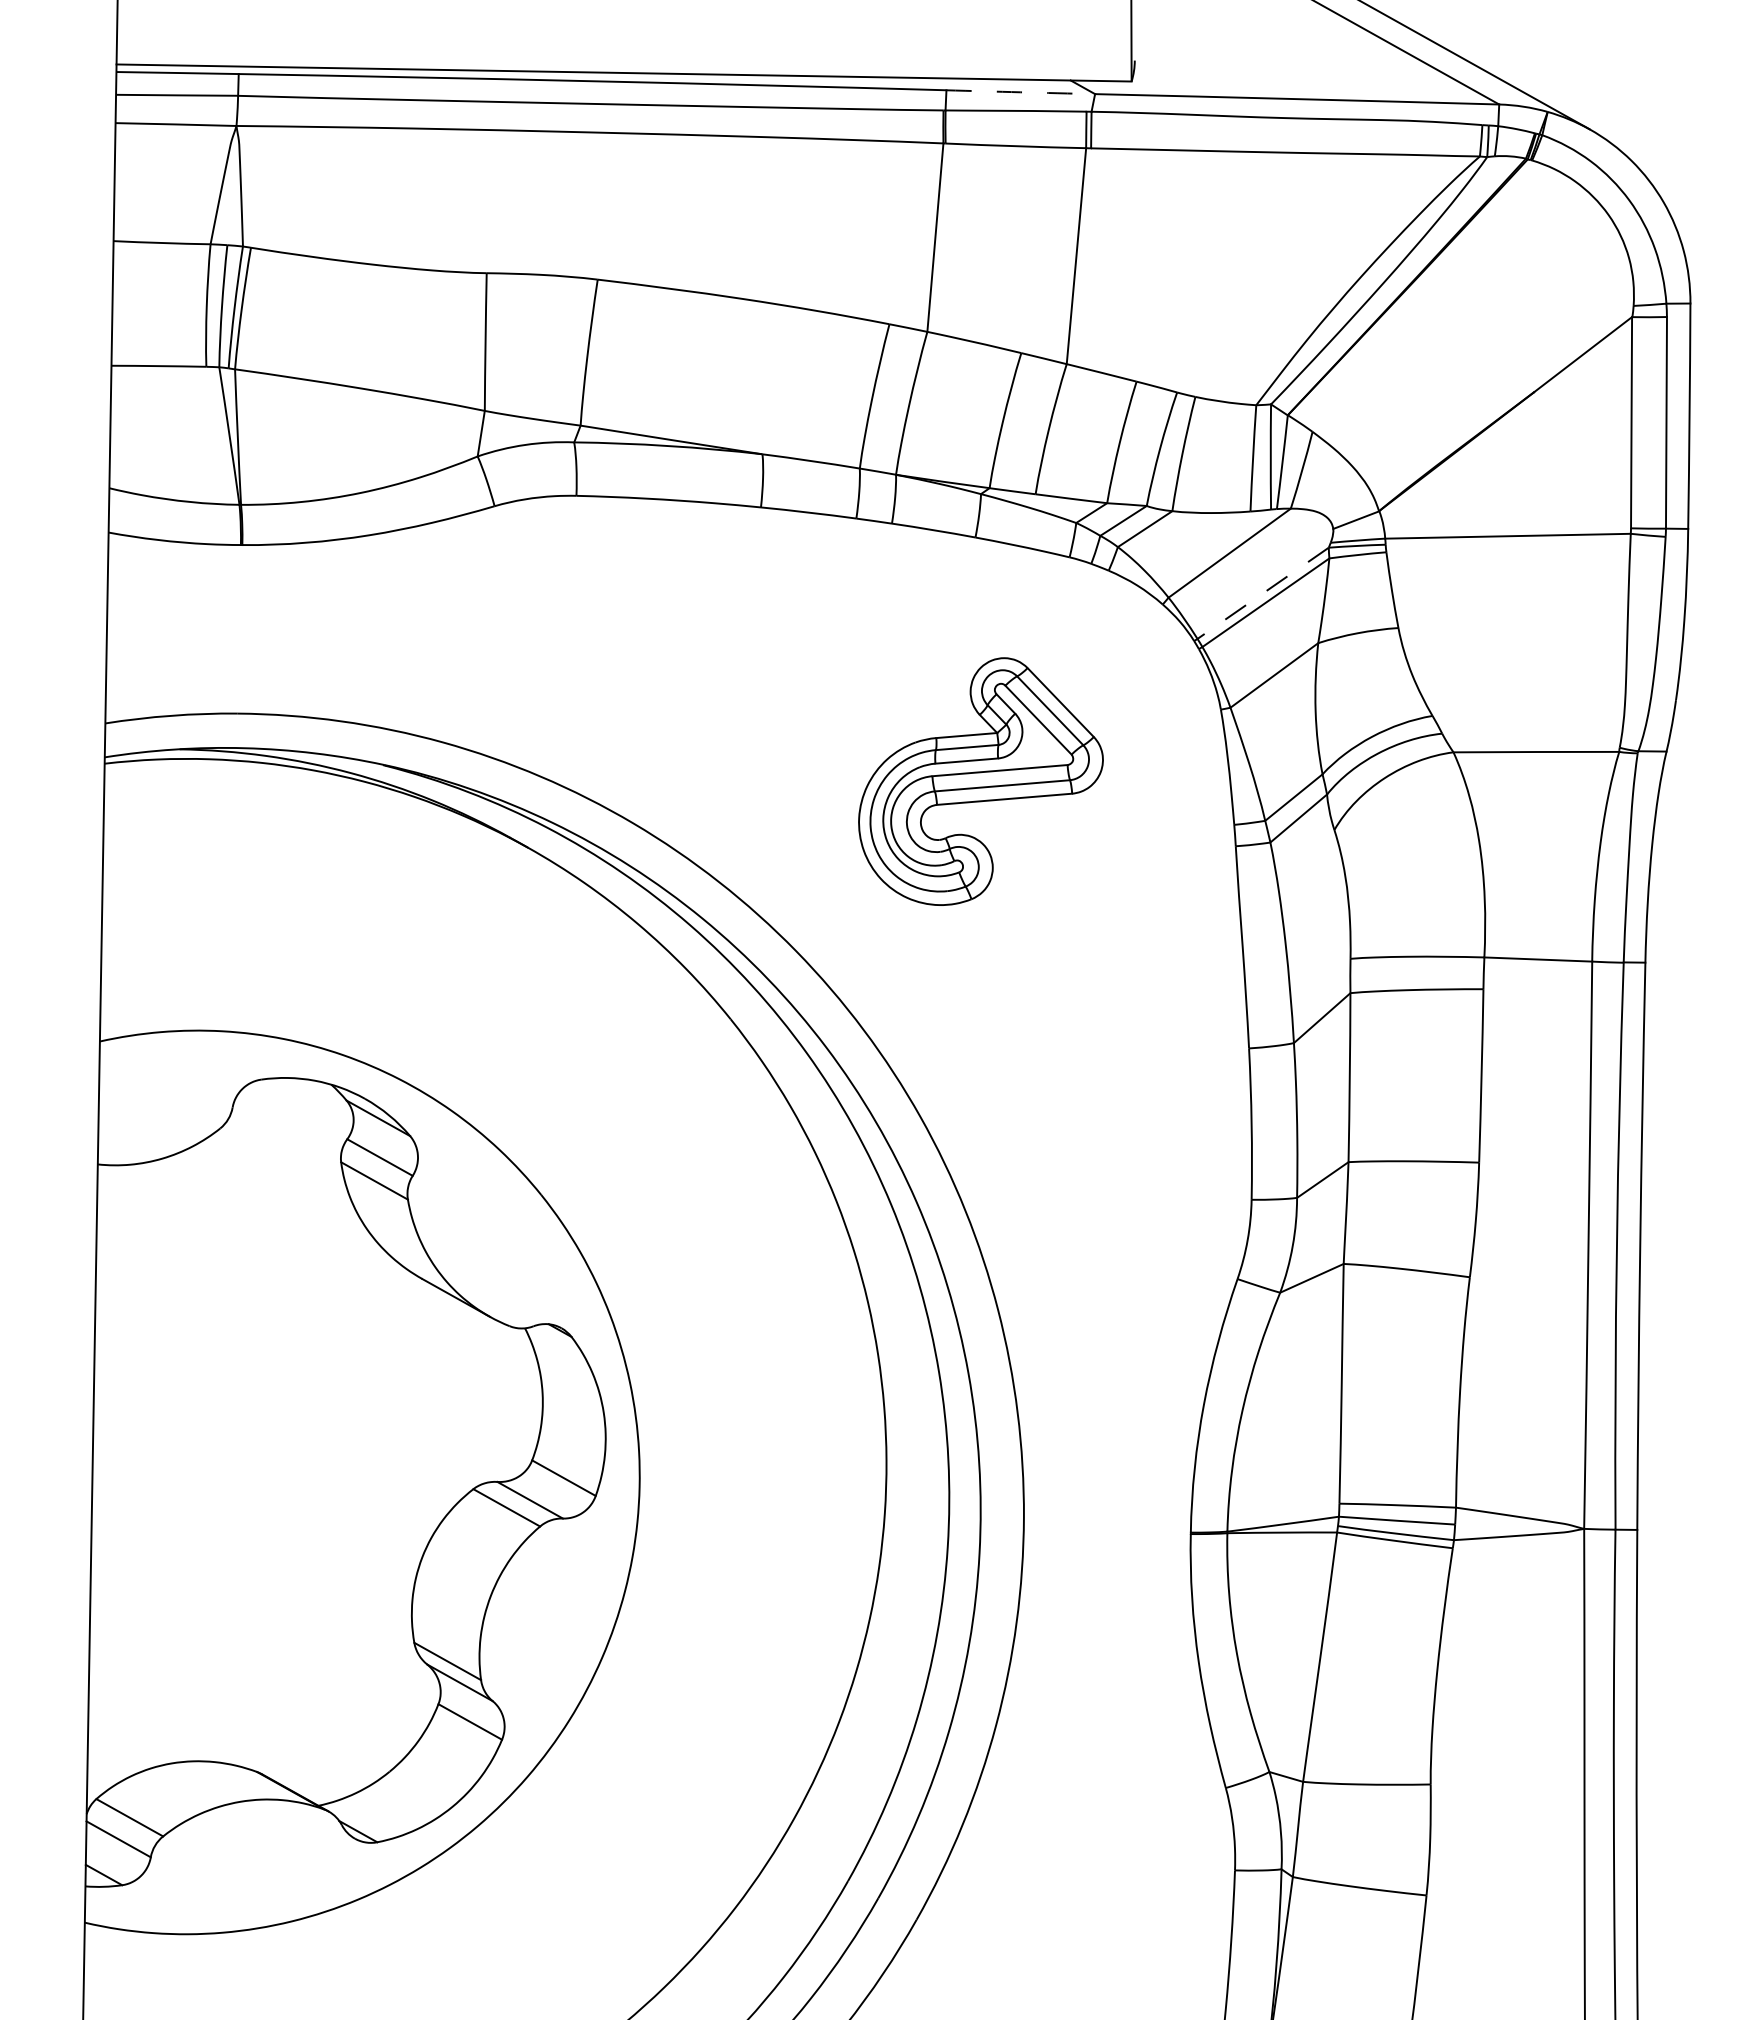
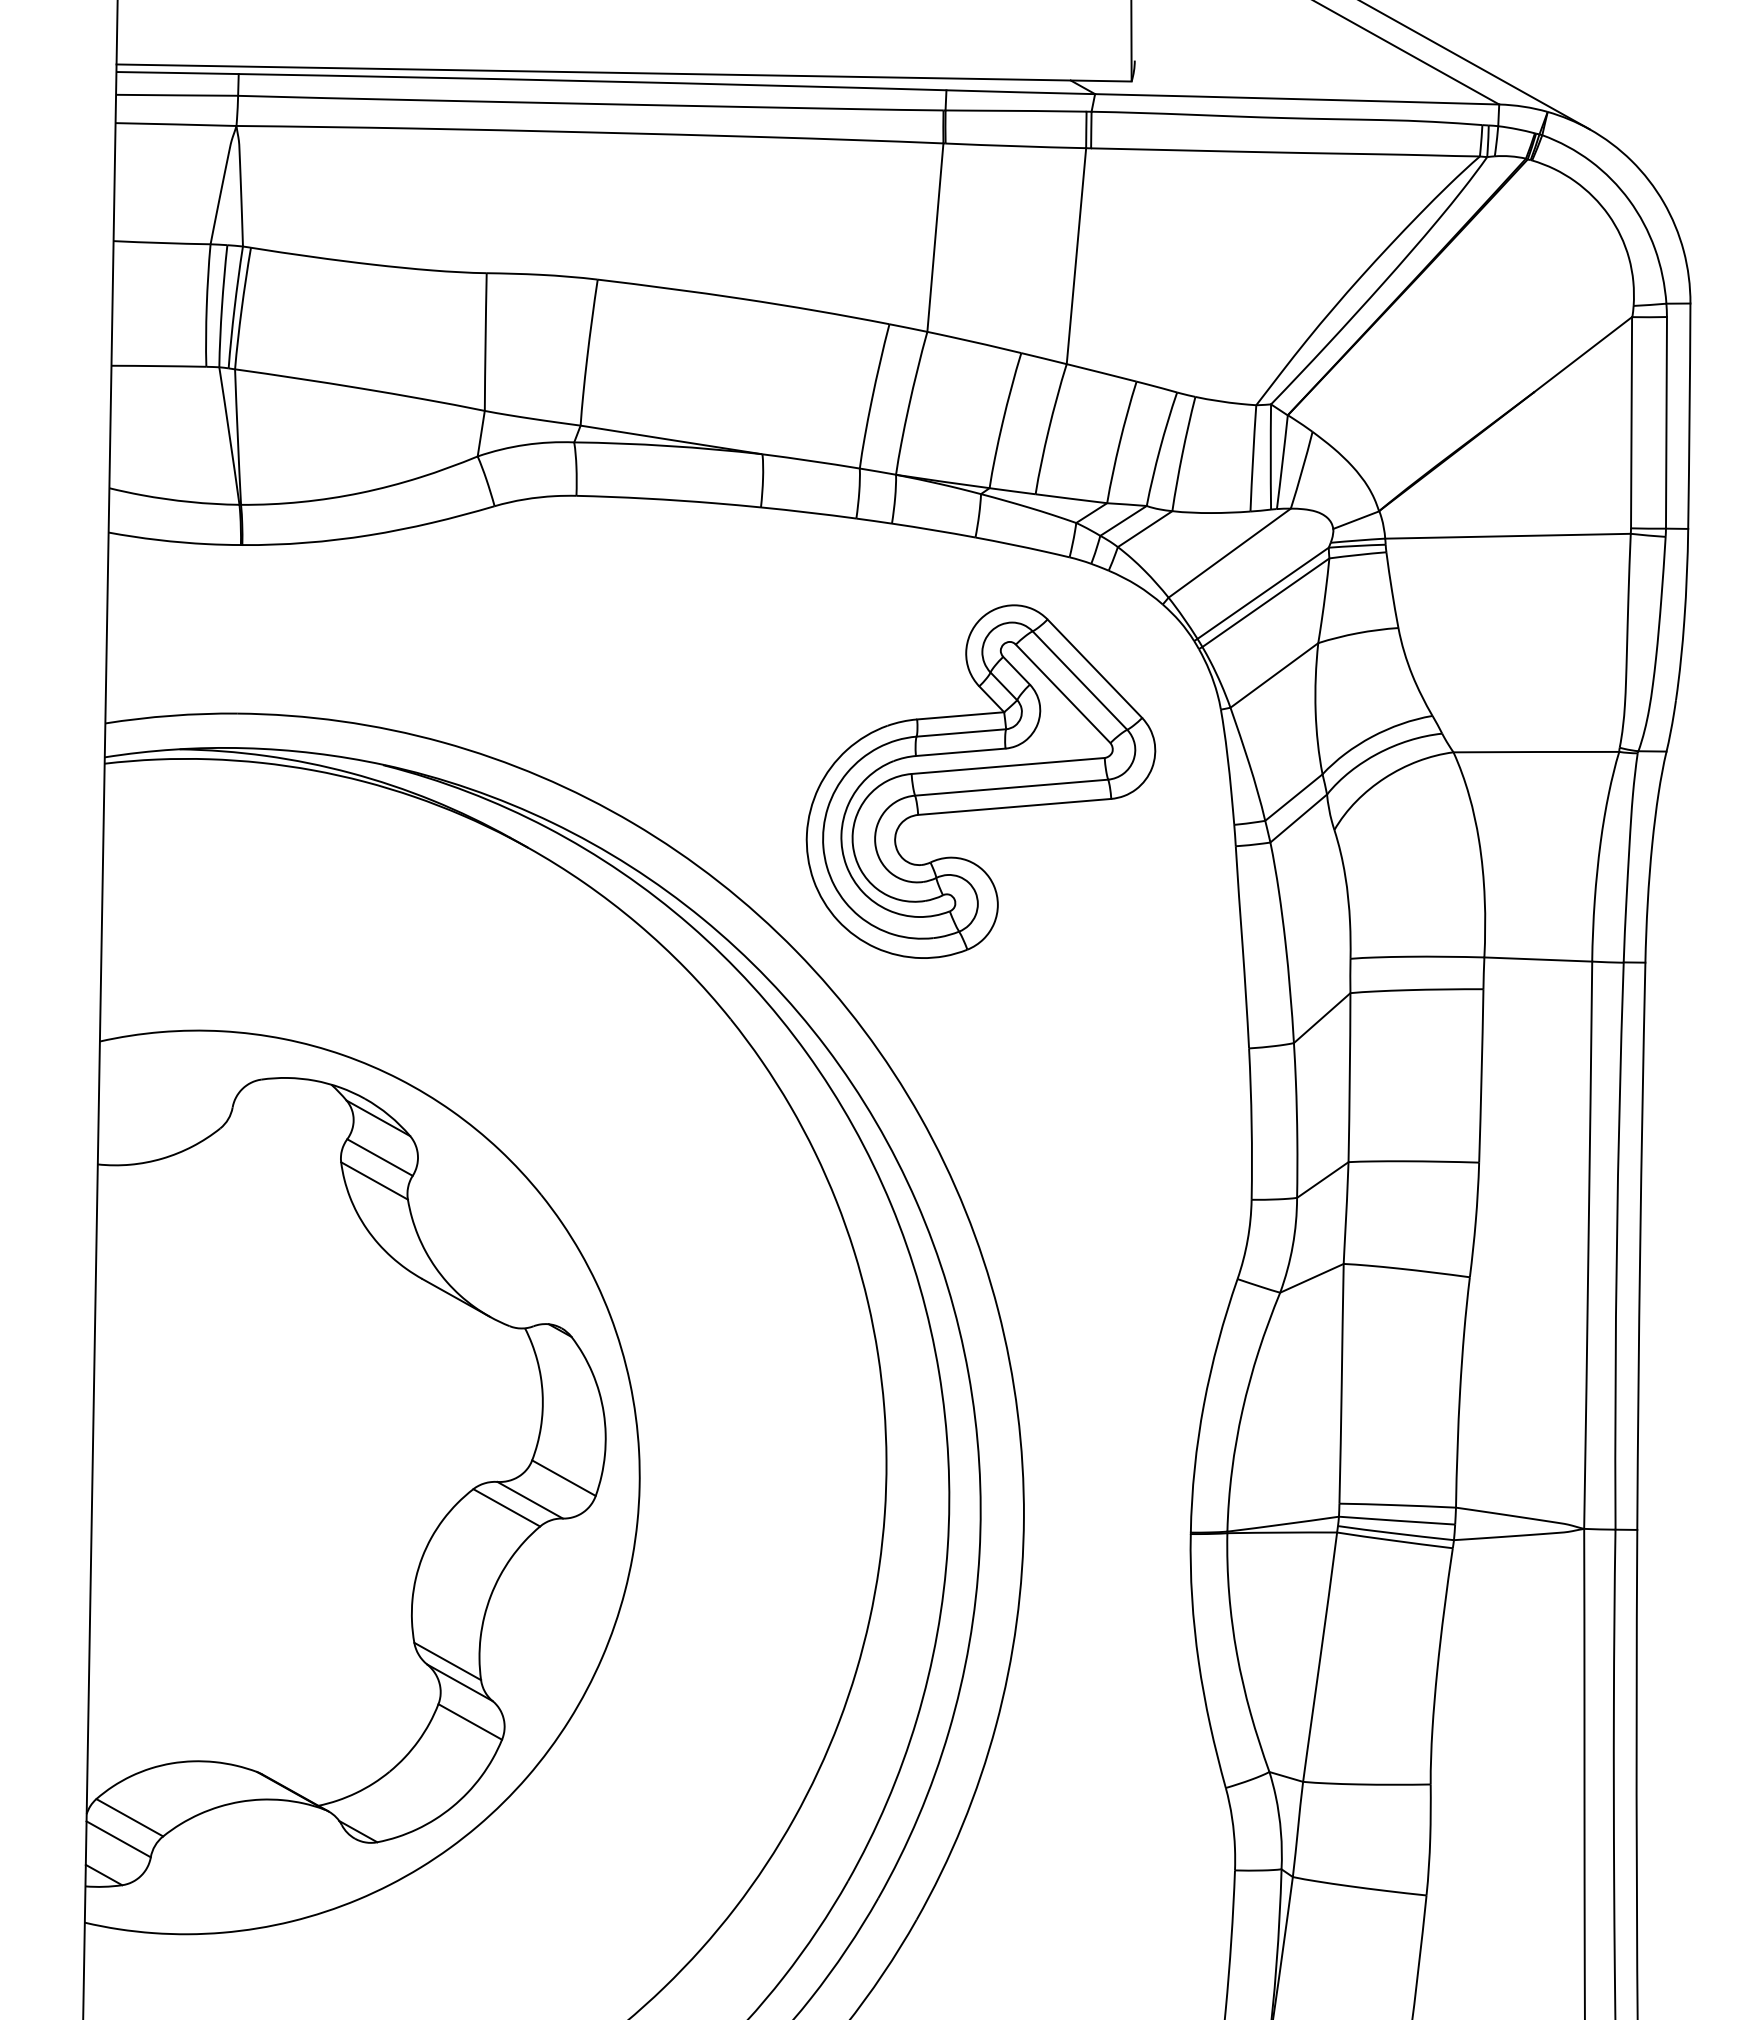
arc: dashed -> solid (1020, 92)
line: dashed -> solid (1263, 593)
part size: 246x249 px -> 352x355 px (980, 781)
